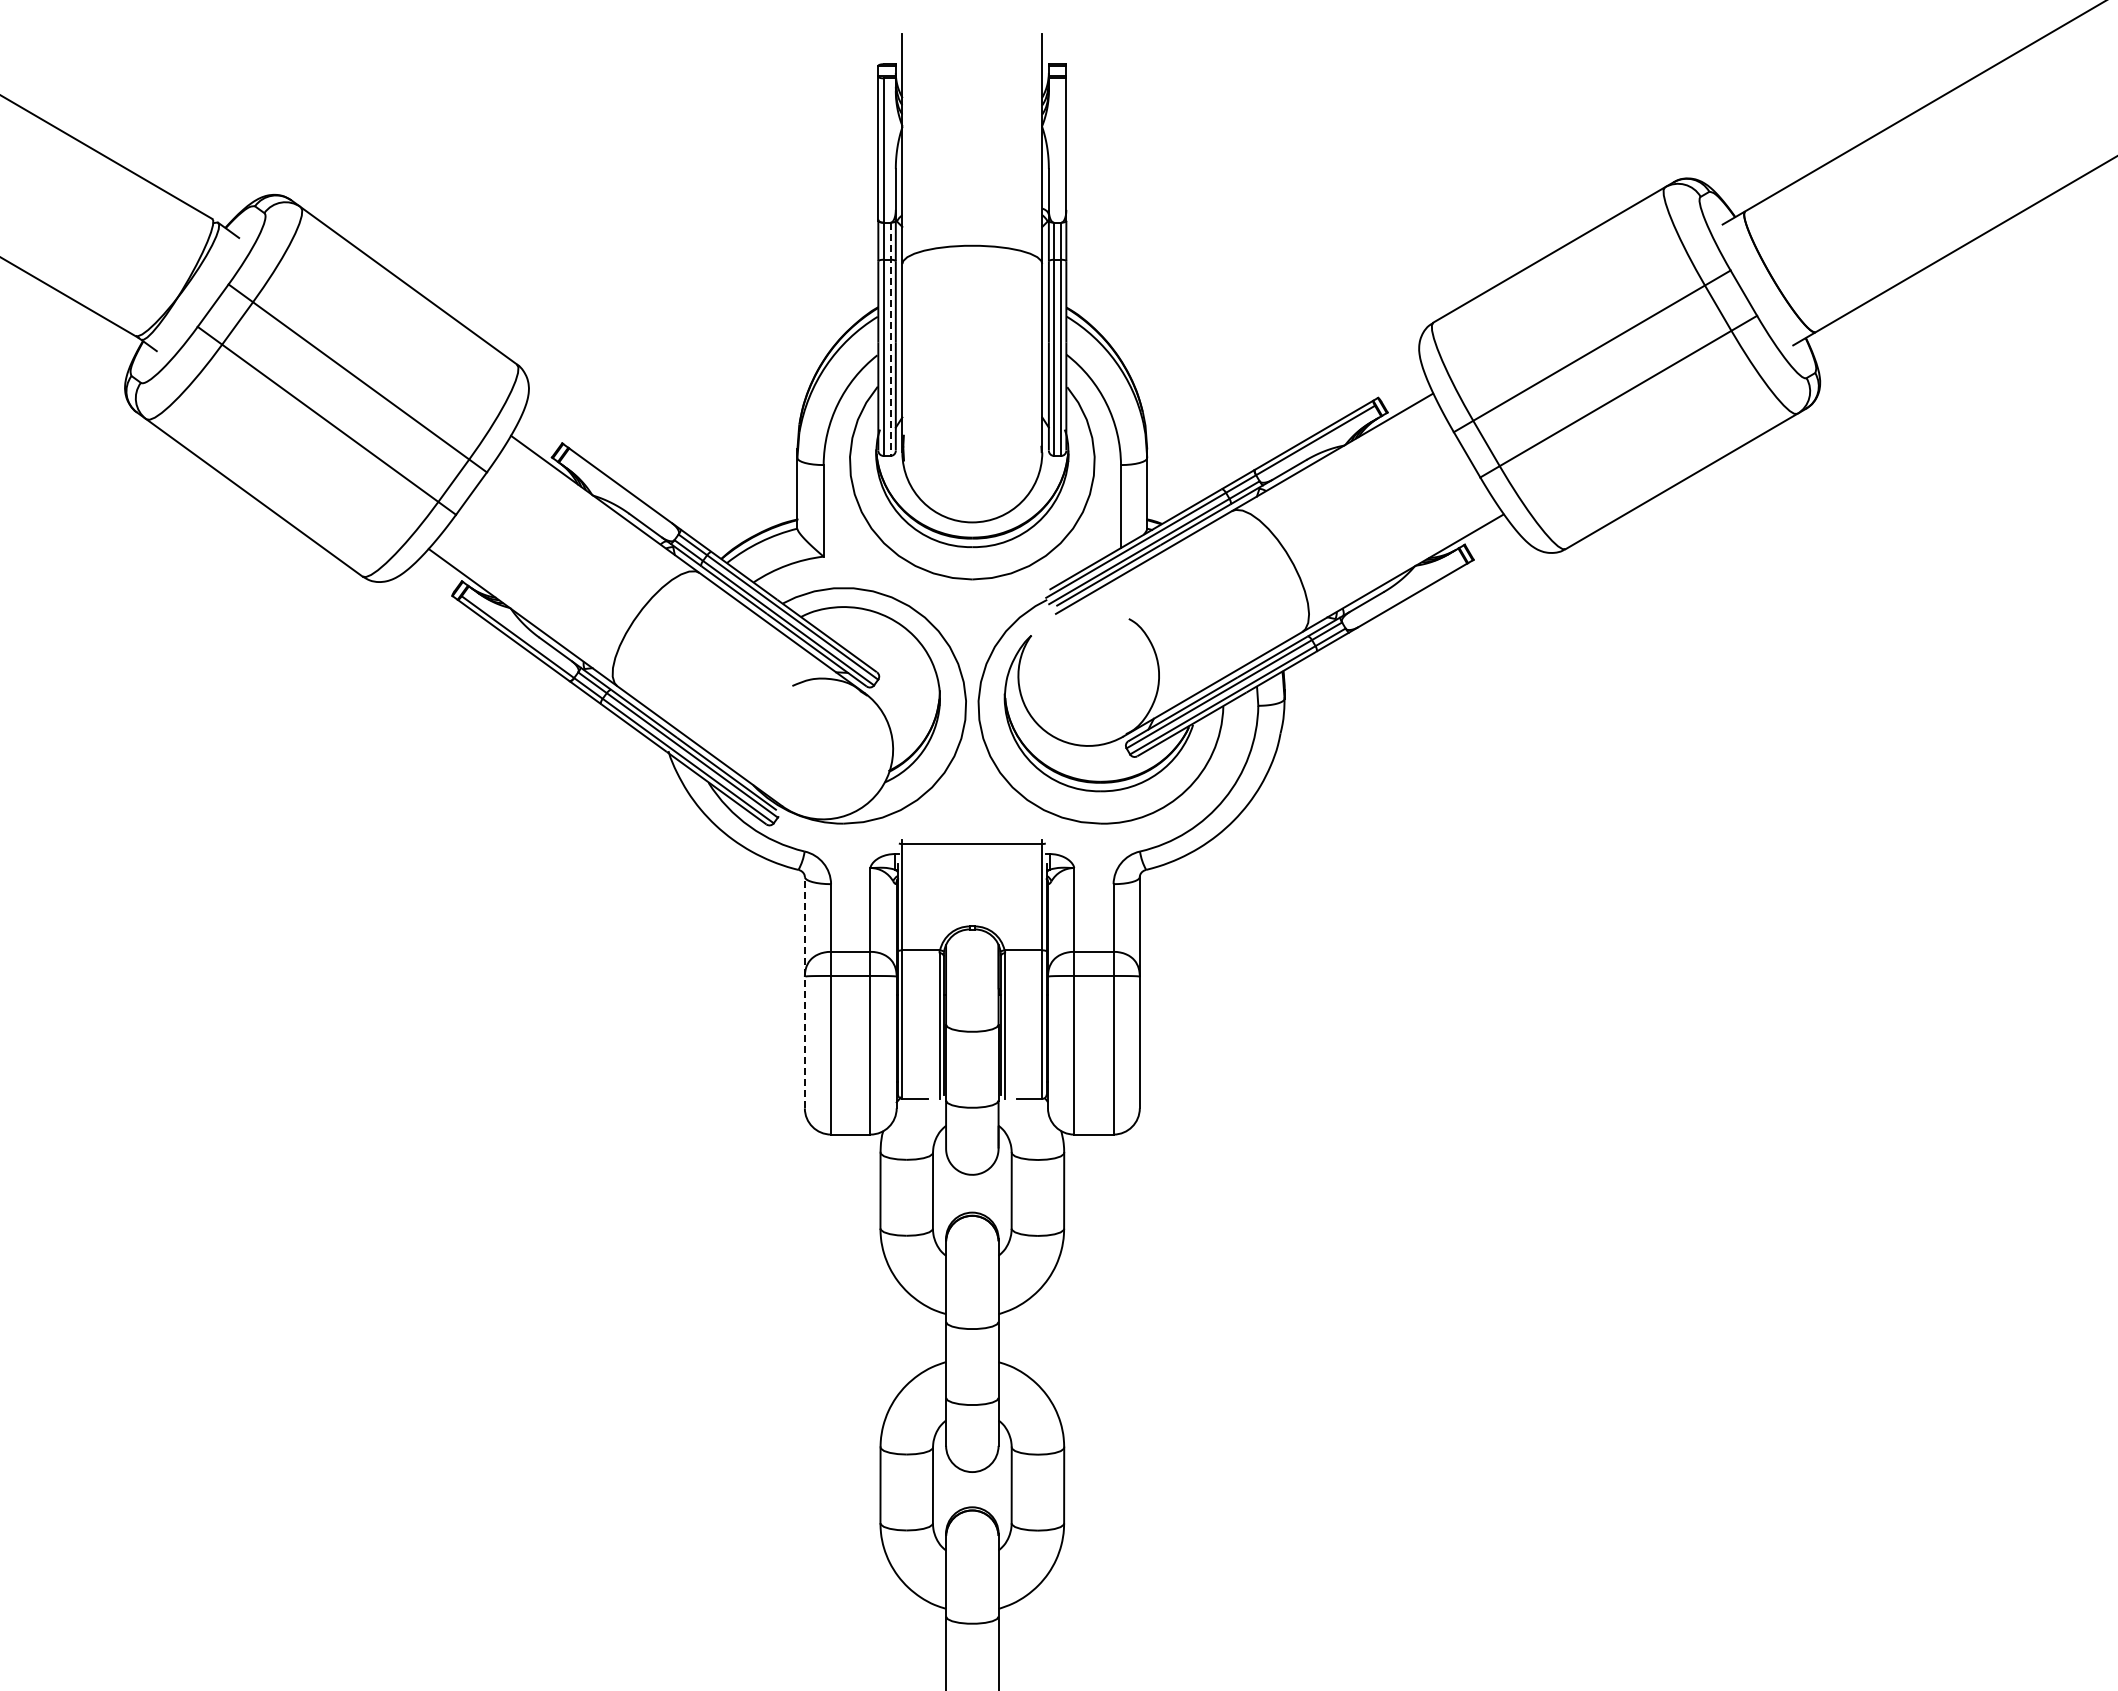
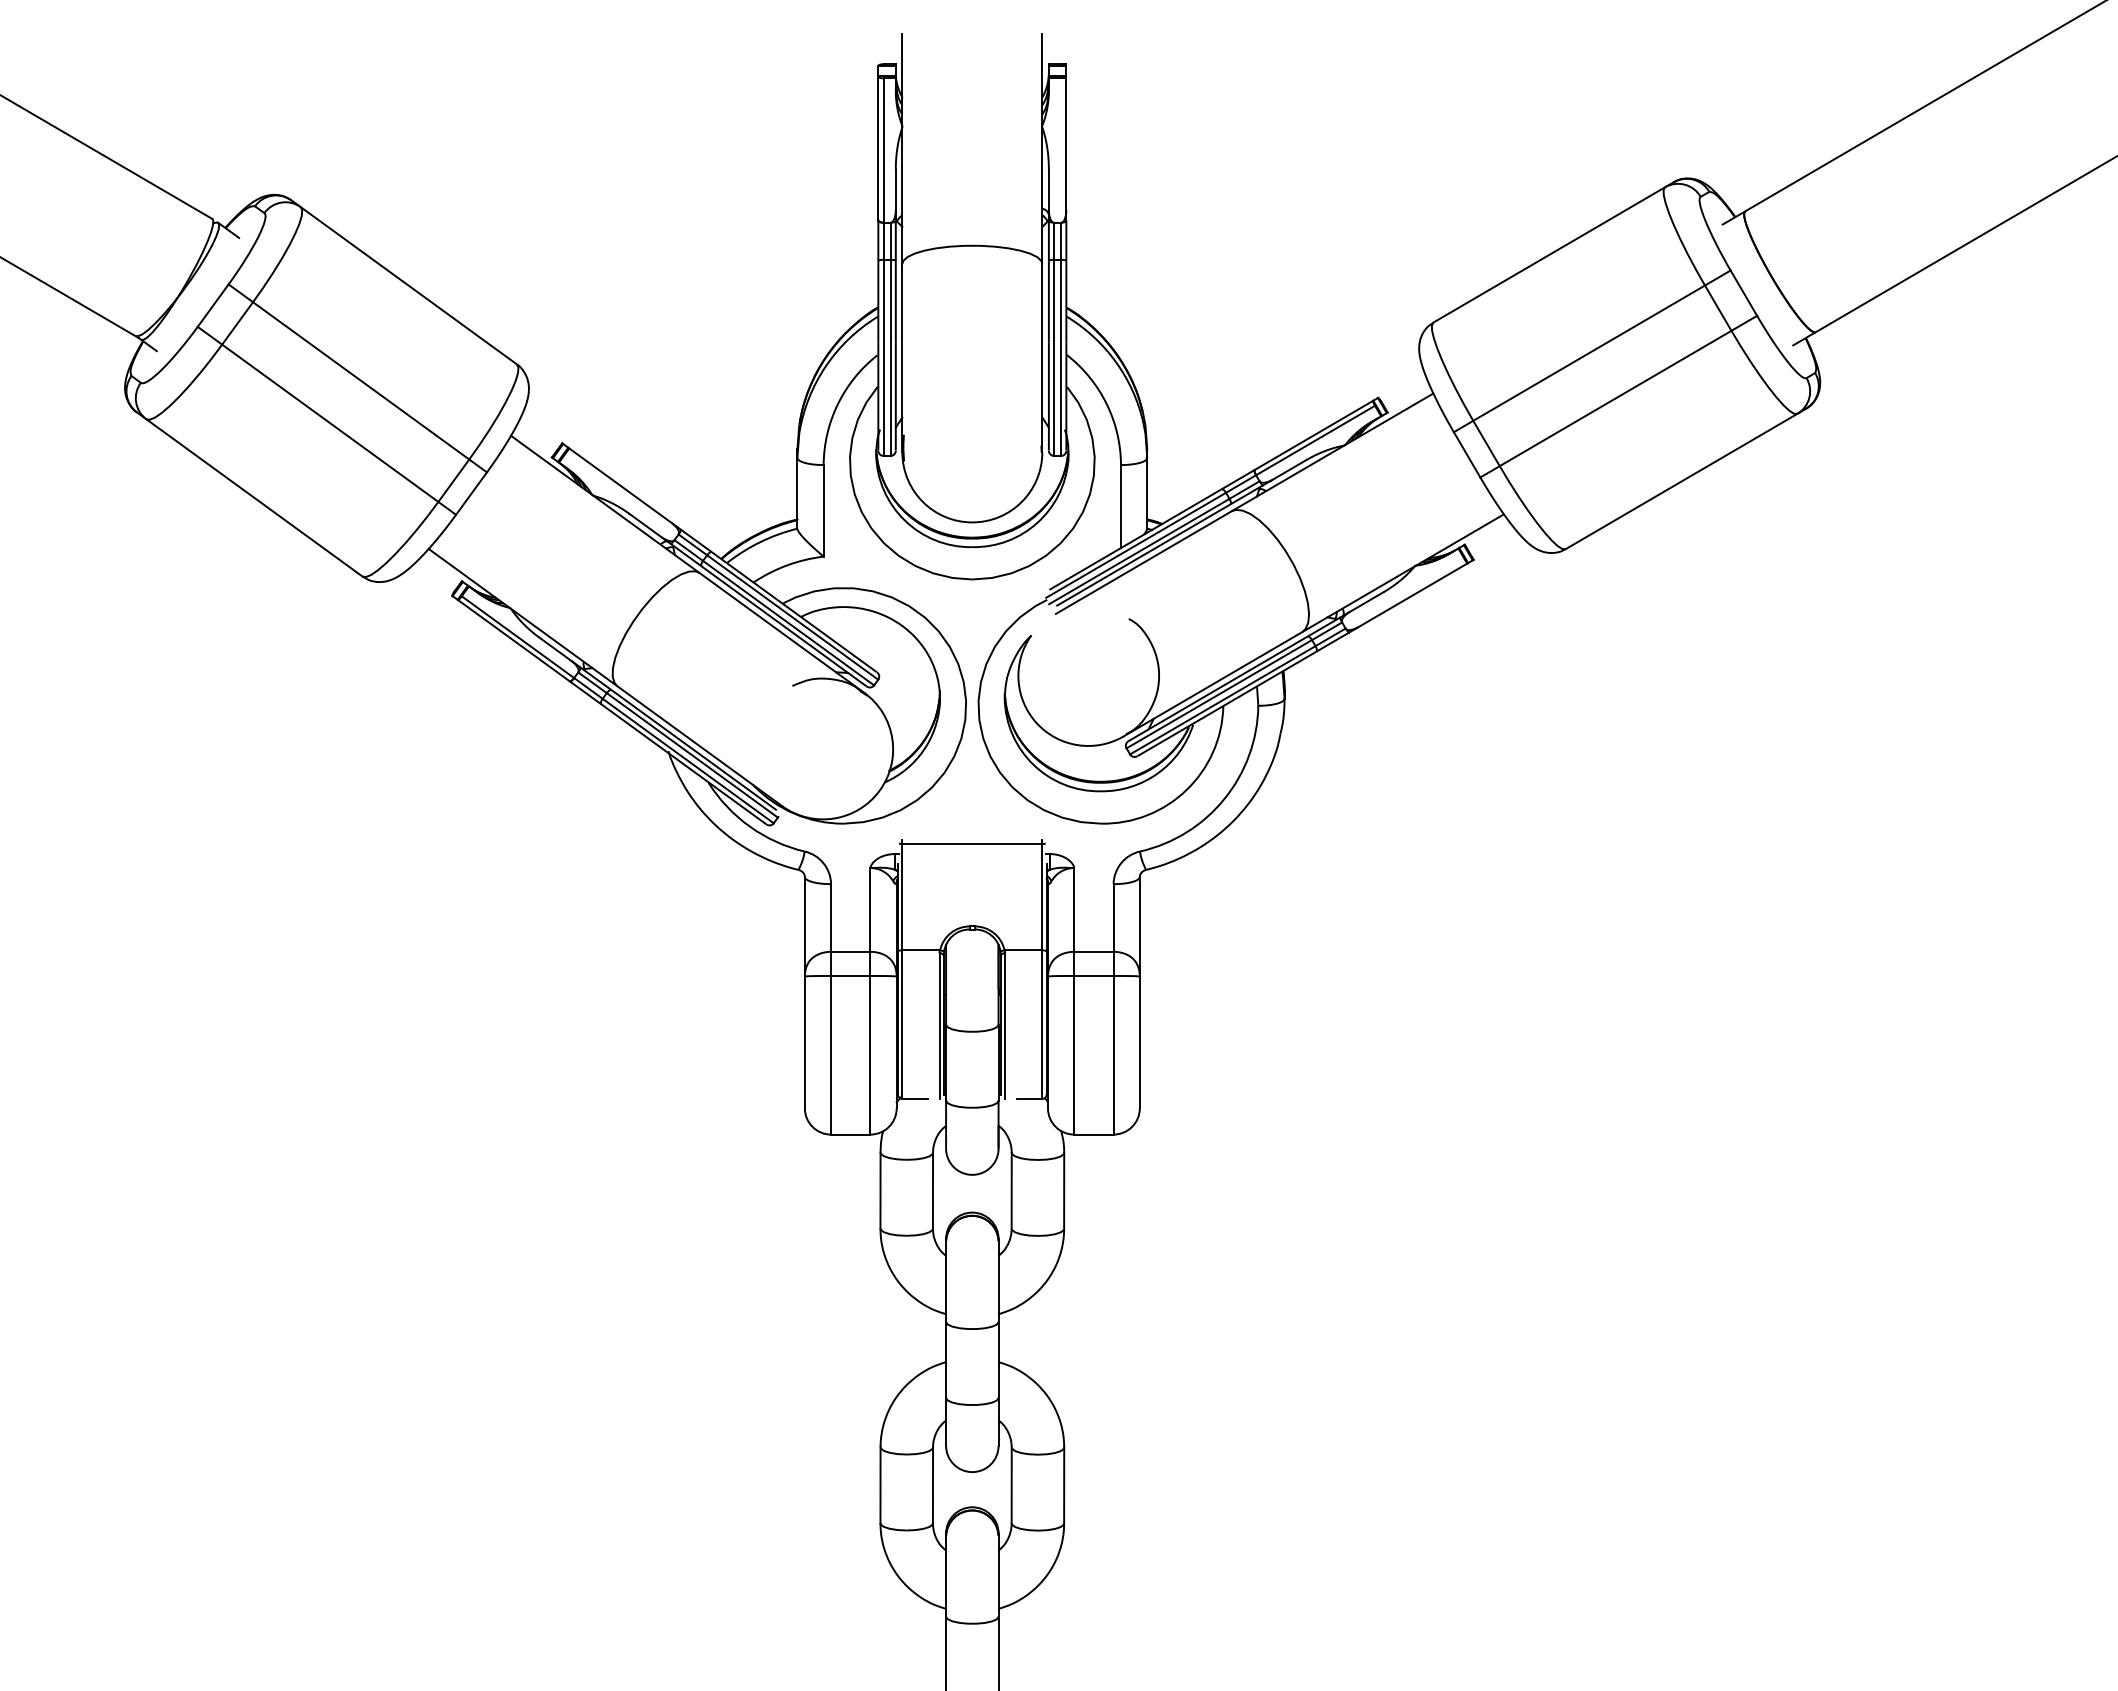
line: dashed -> solid (890, 339)
line: dashed -> solid (804, 992)
